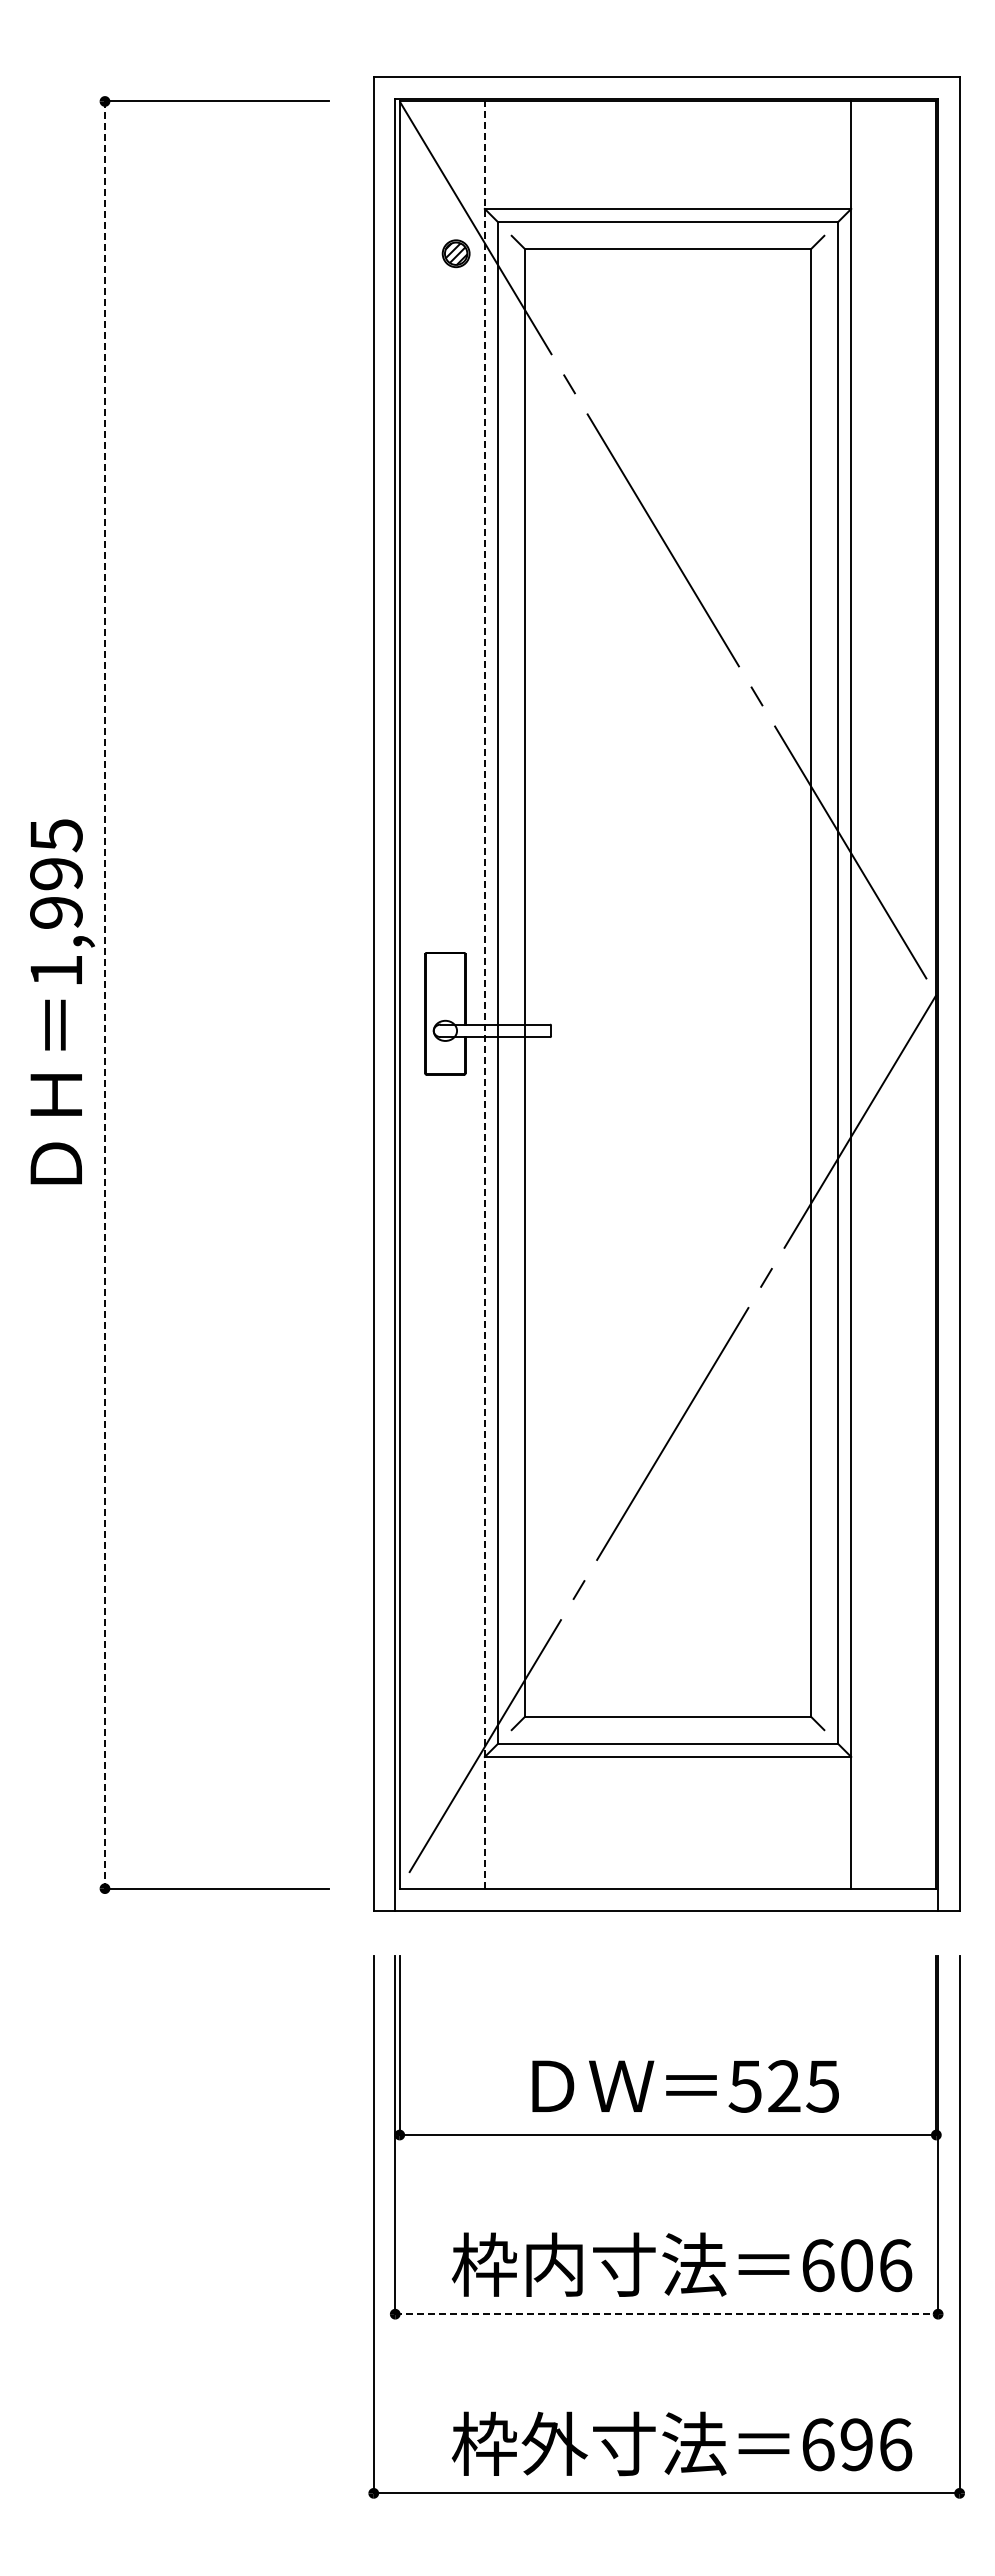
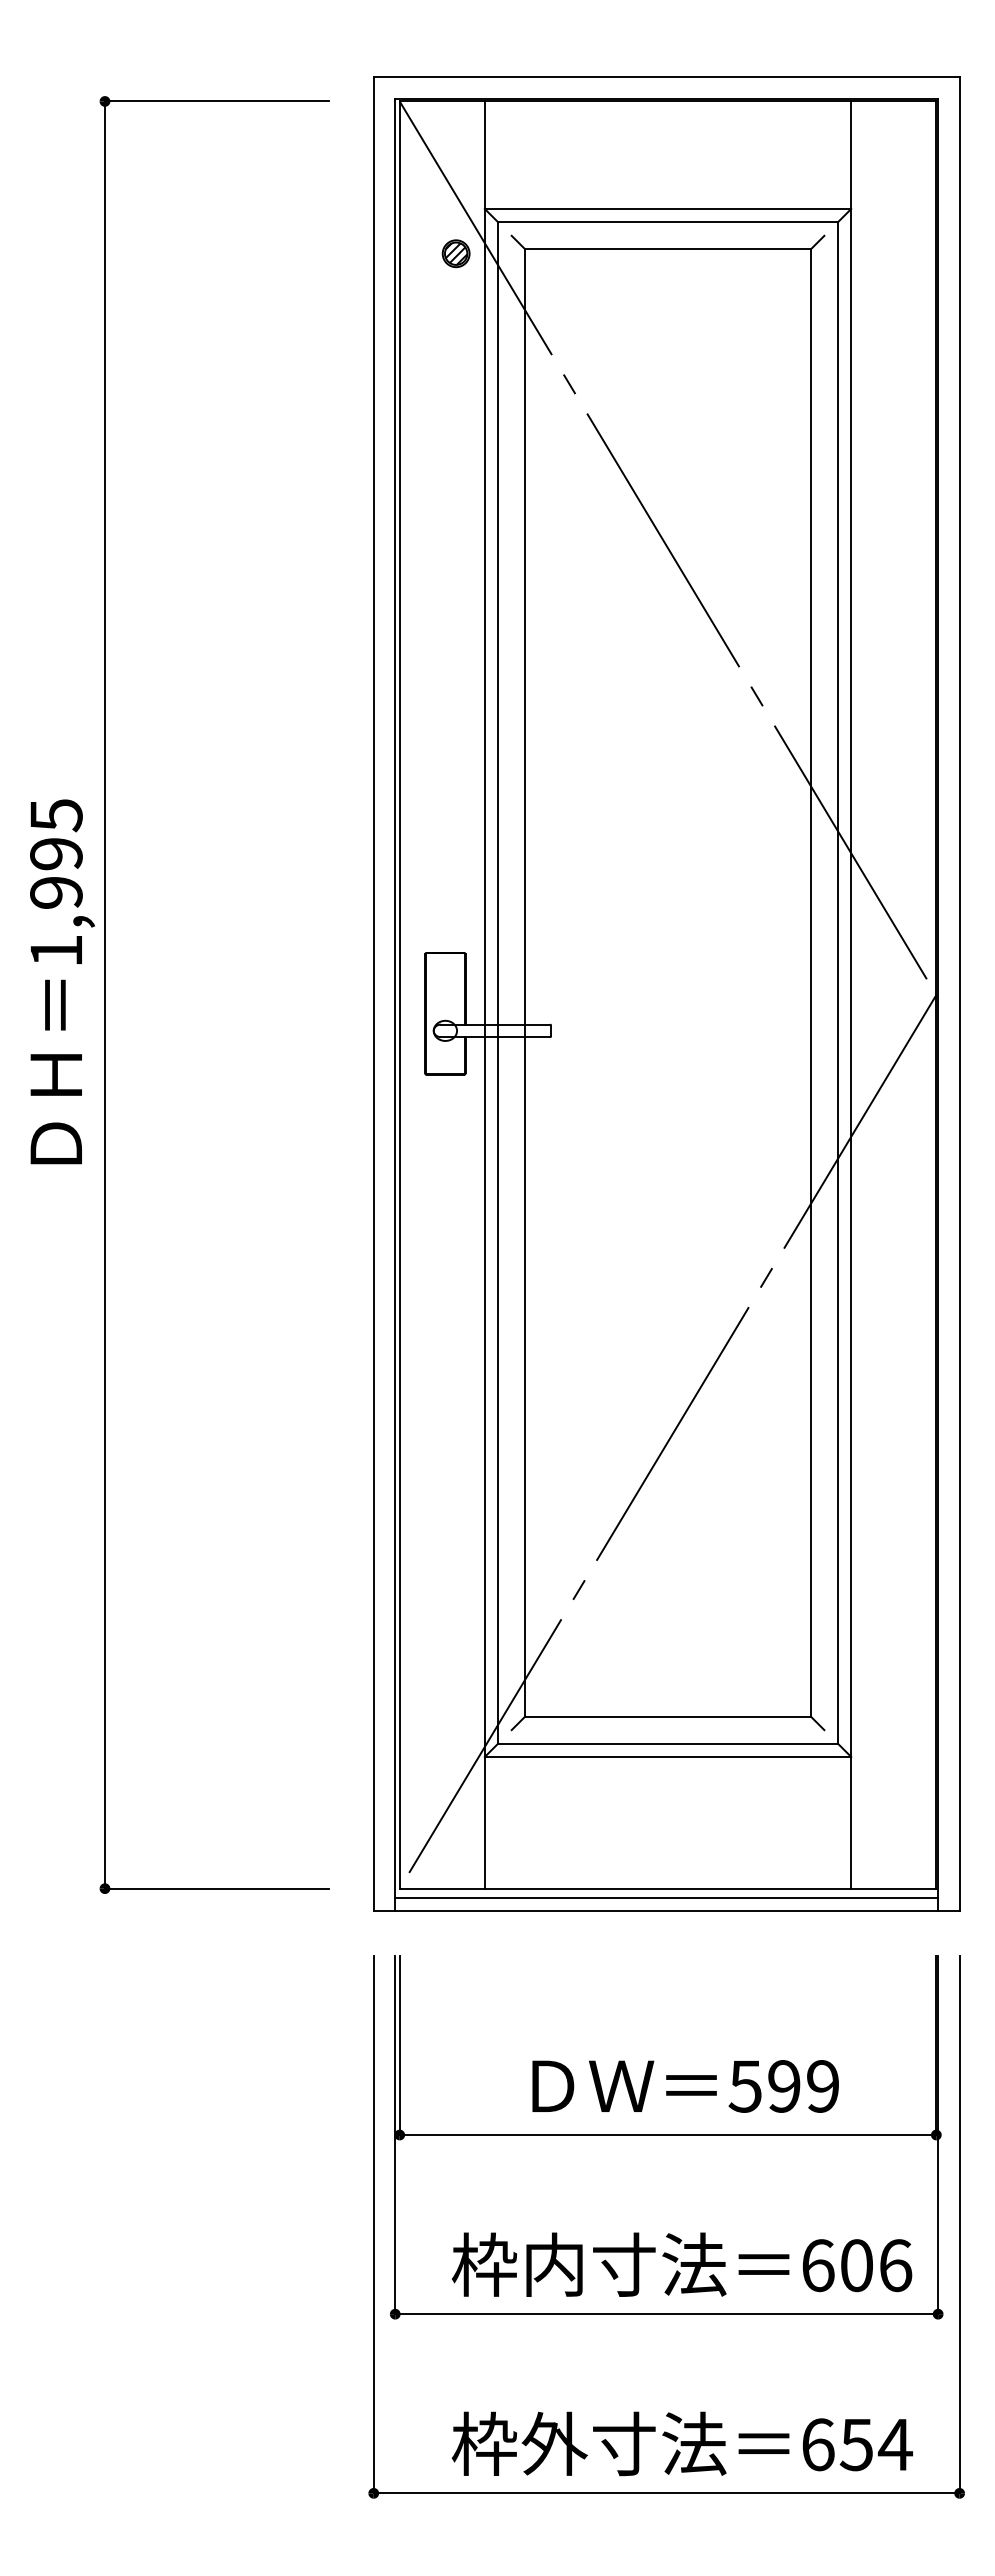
line: dashed -> solid (105, 995)
line: dashed -> solid (484, 995)
text position: (62, 1001) -> (62, 981) (62, 981)
line: none -> present (666, 1897)
text: 525 -> 599 (803, 2086)
line: dashed -> solid (667, 2314)
text: 696 -> 654 (875, 2444)
